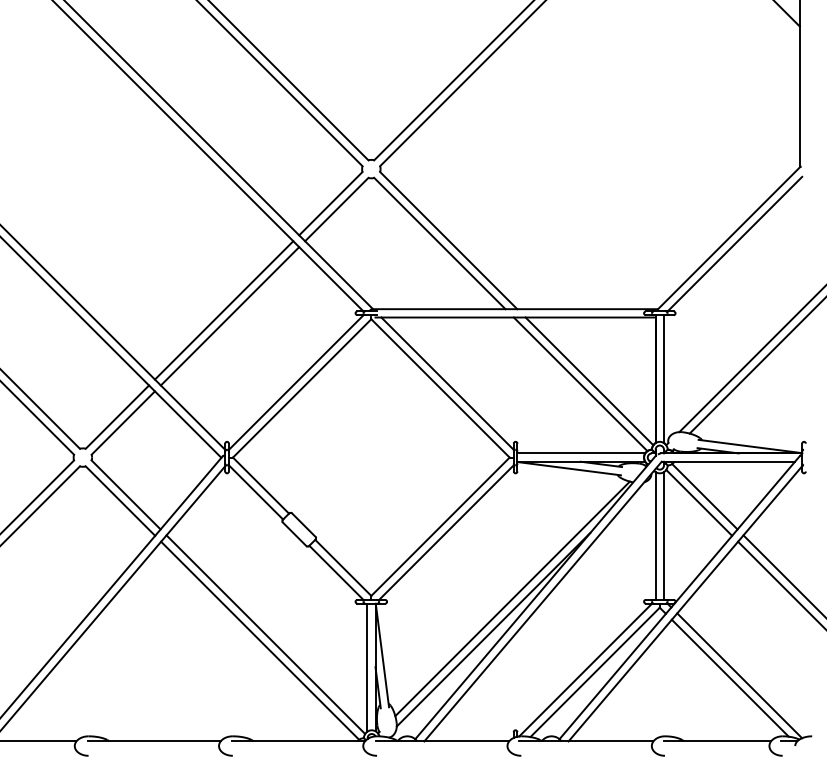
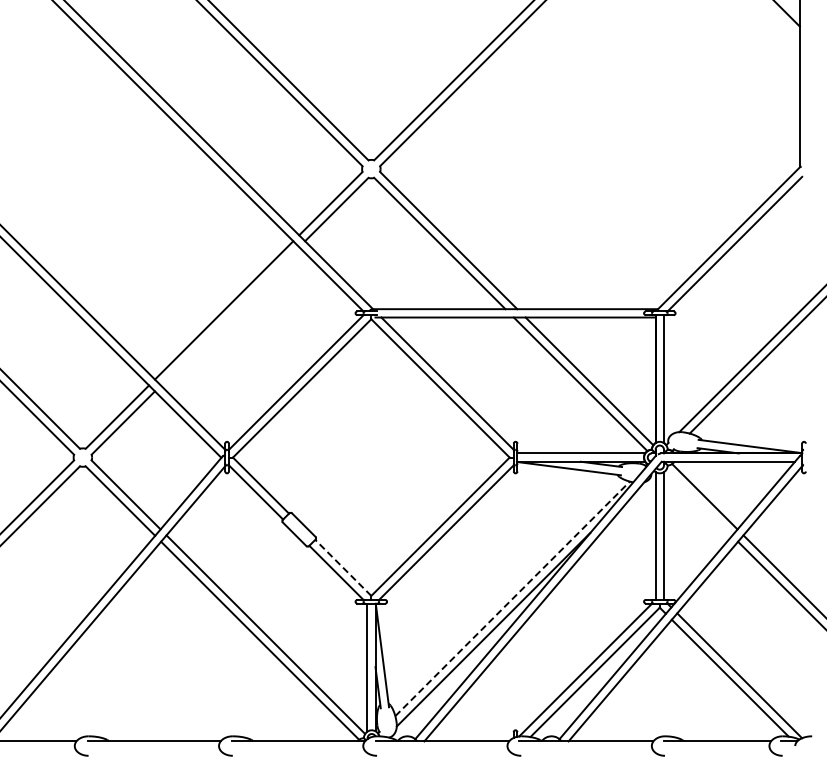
line: present -> none (229, 316)
line: present -> none (699, 502)
line: solid -> dashed (343, 567)
line: solid -> dashed (512, 598)
